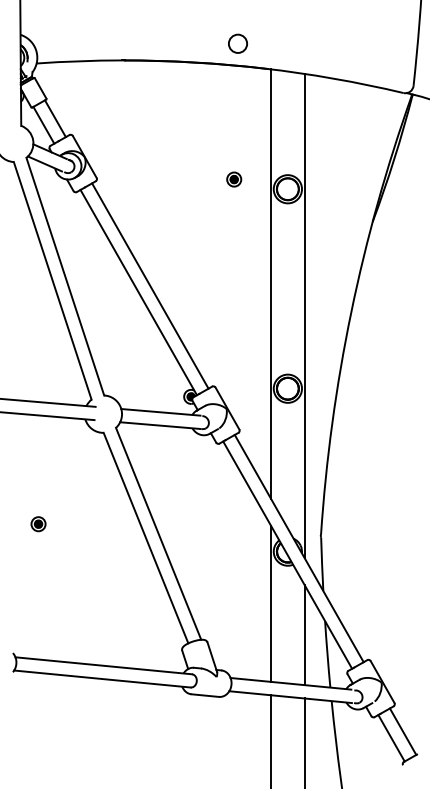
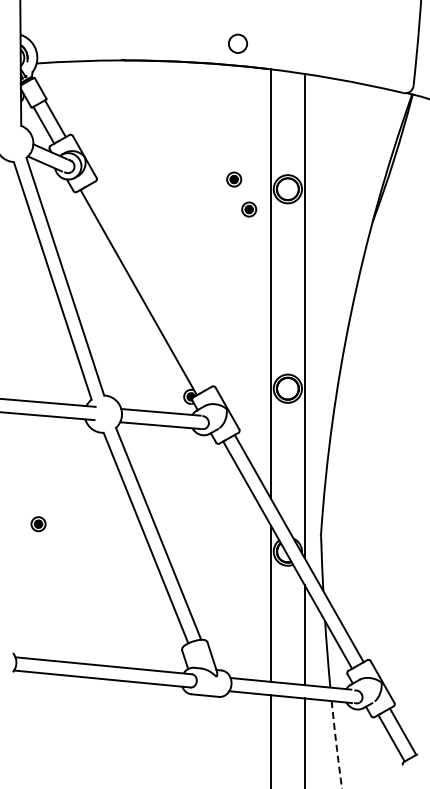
part: none -> present (249, 209)
line: present -> none (150, 285)
arc: solid -> dashed (336, 745)
